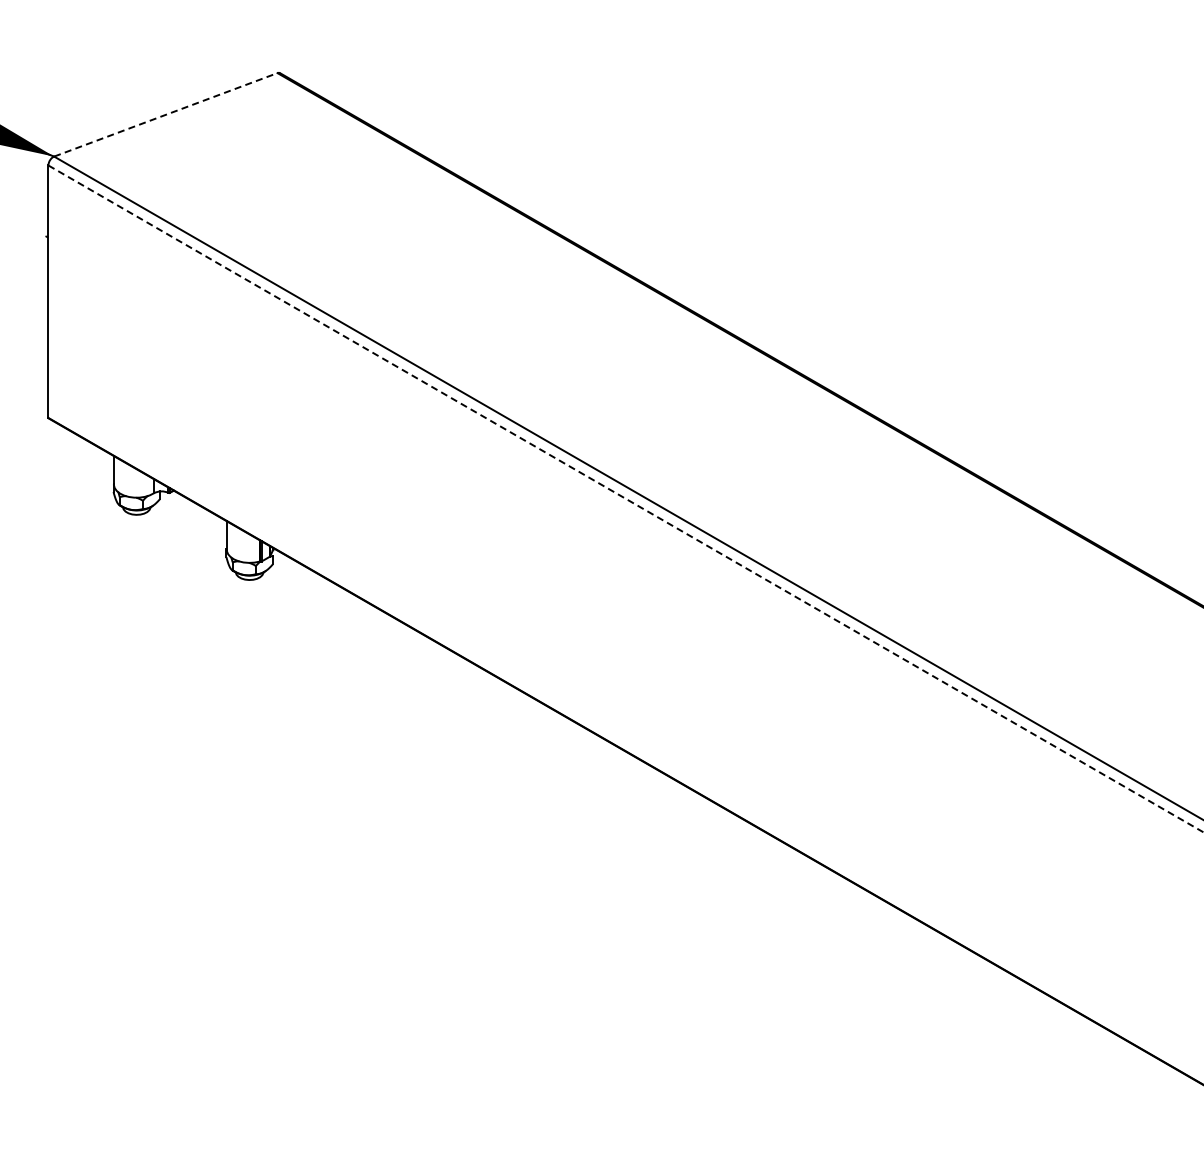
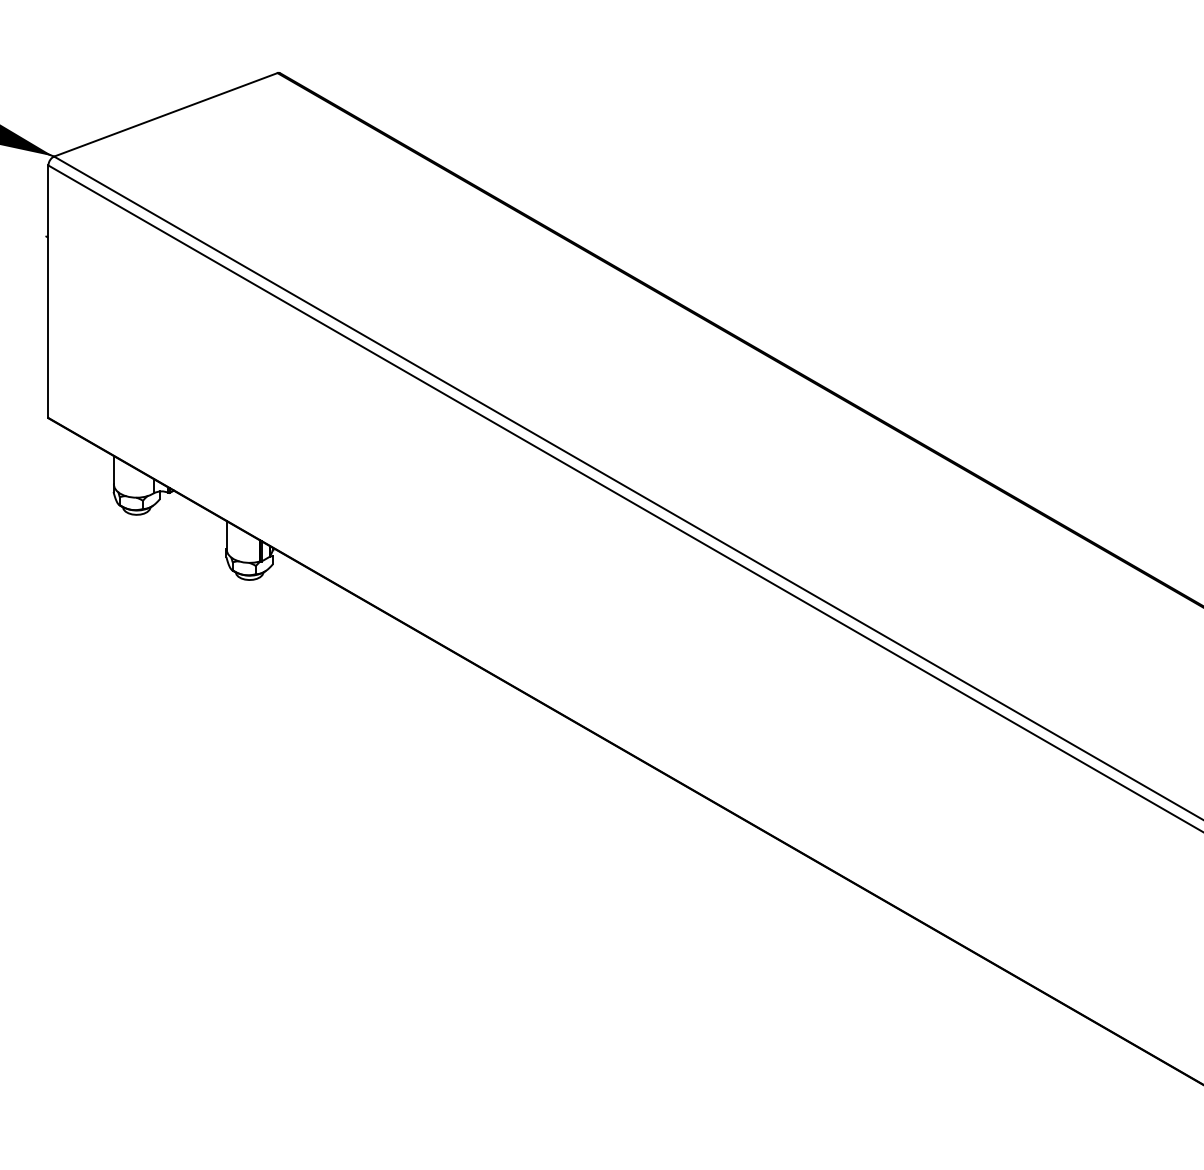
line: dashed -> solid (166, 114)
line: dashed -> solid (626, 498)
